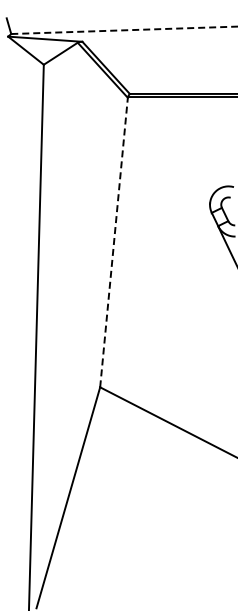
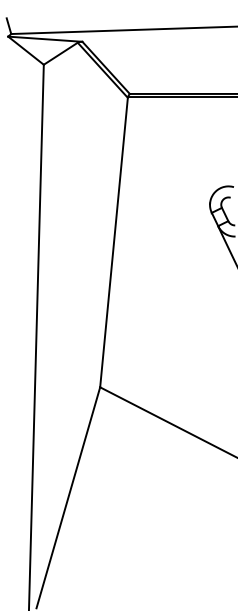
line: dashed -> solid (125, 30)
line: dashed -> solid (114, 242)
